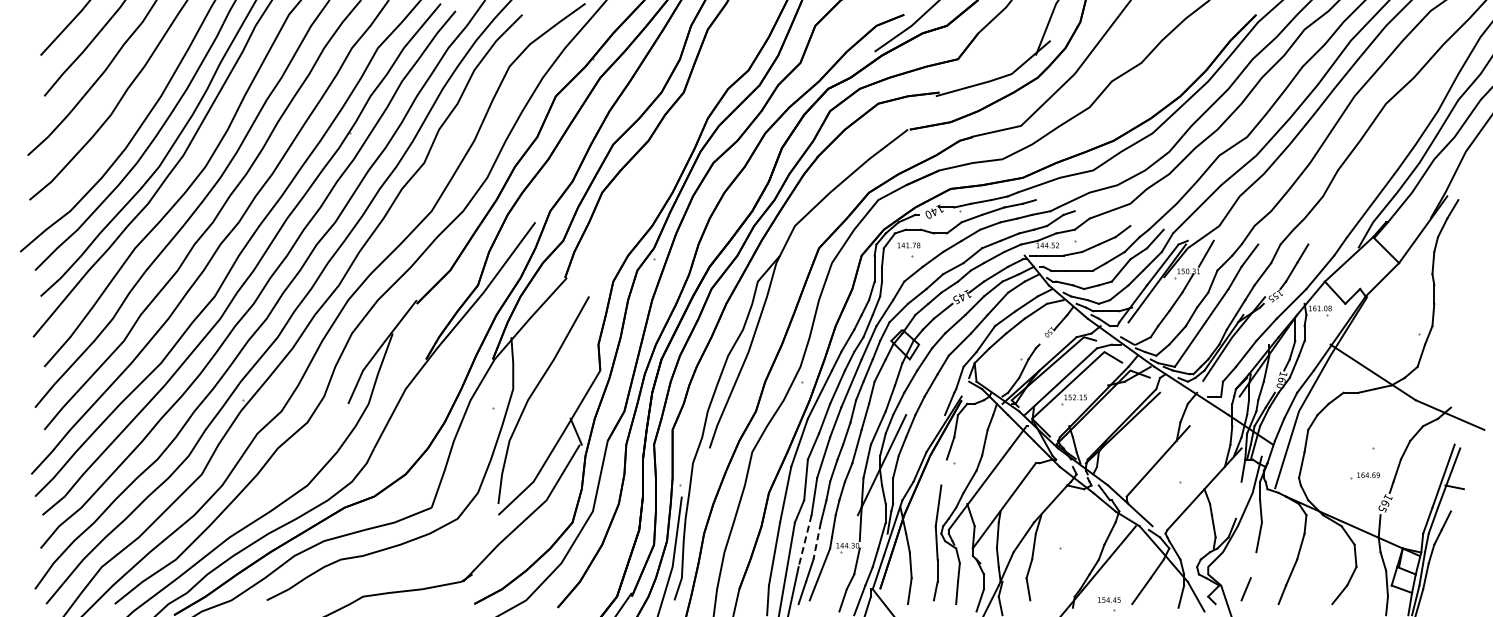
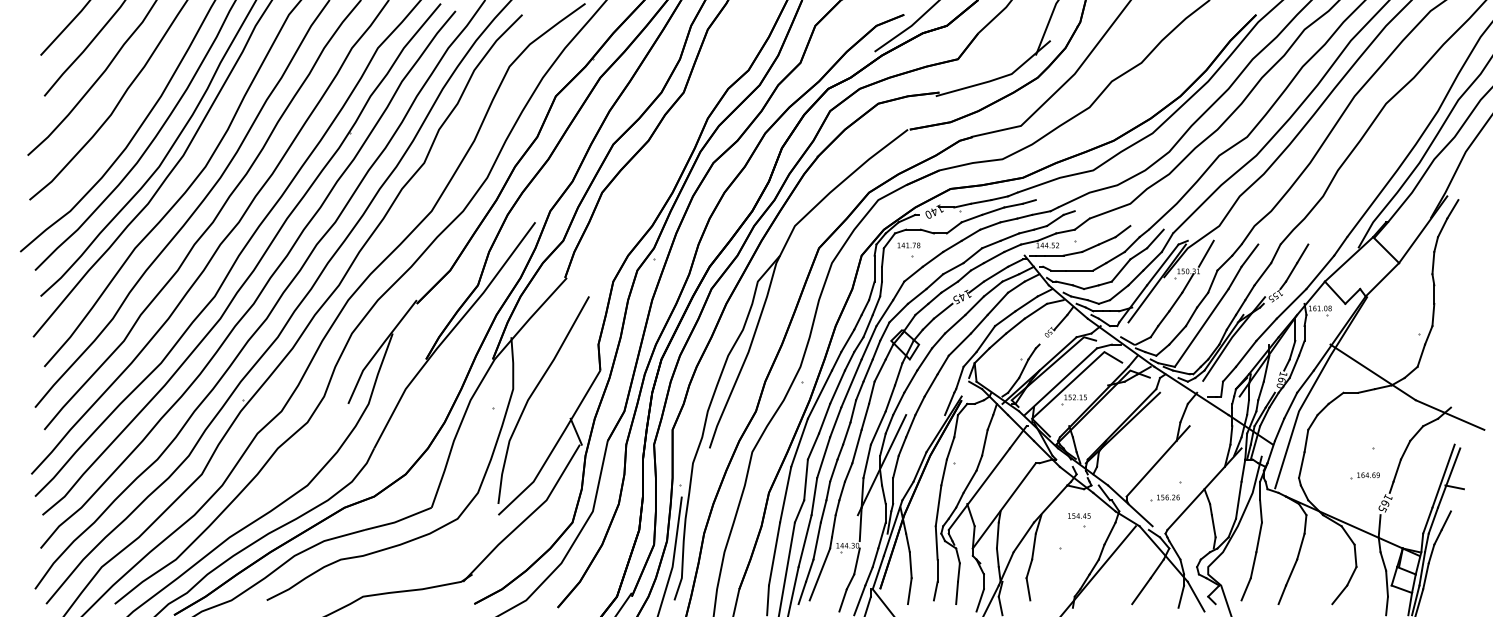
line: none -> present (943, 472)
part: none -> present (1164, 497)
line: none -> present (1238, 499)
line: dashed -> solid (805, 541)
line: dashed -> solid (817, 541)
line: none -> present (1253, 565)
part position: (1109, 604) -> (1079, 520) (1079, 520)
